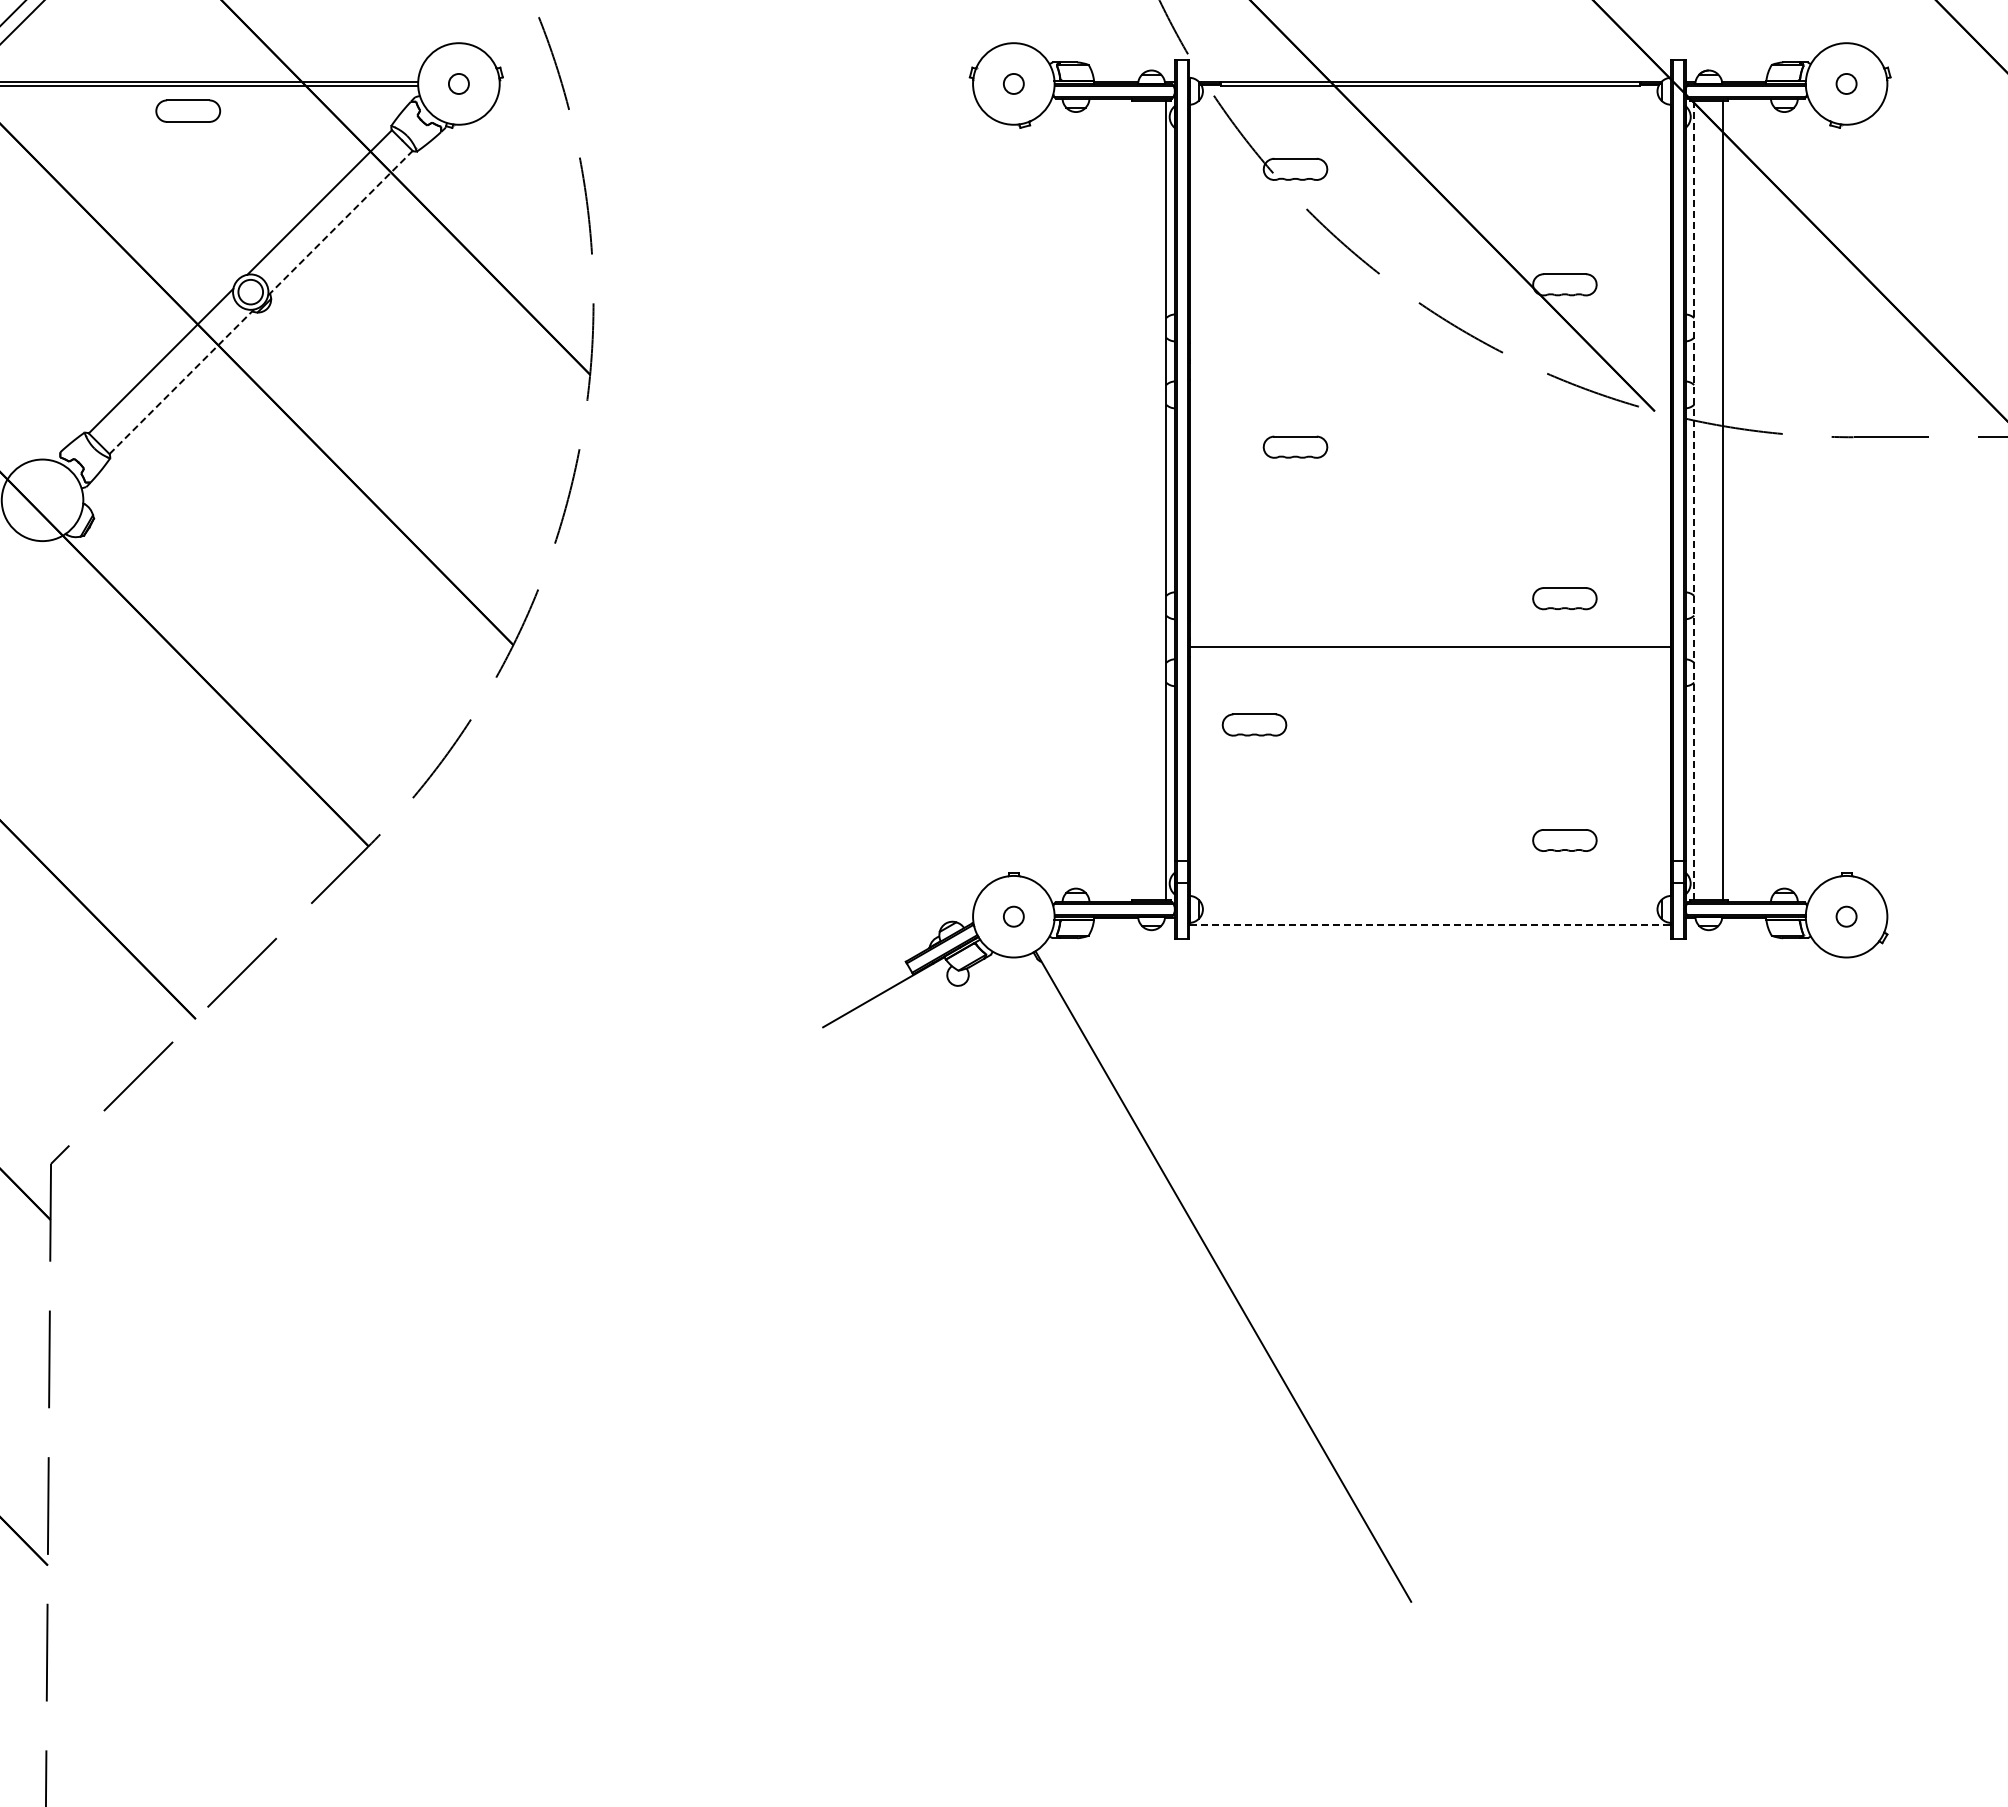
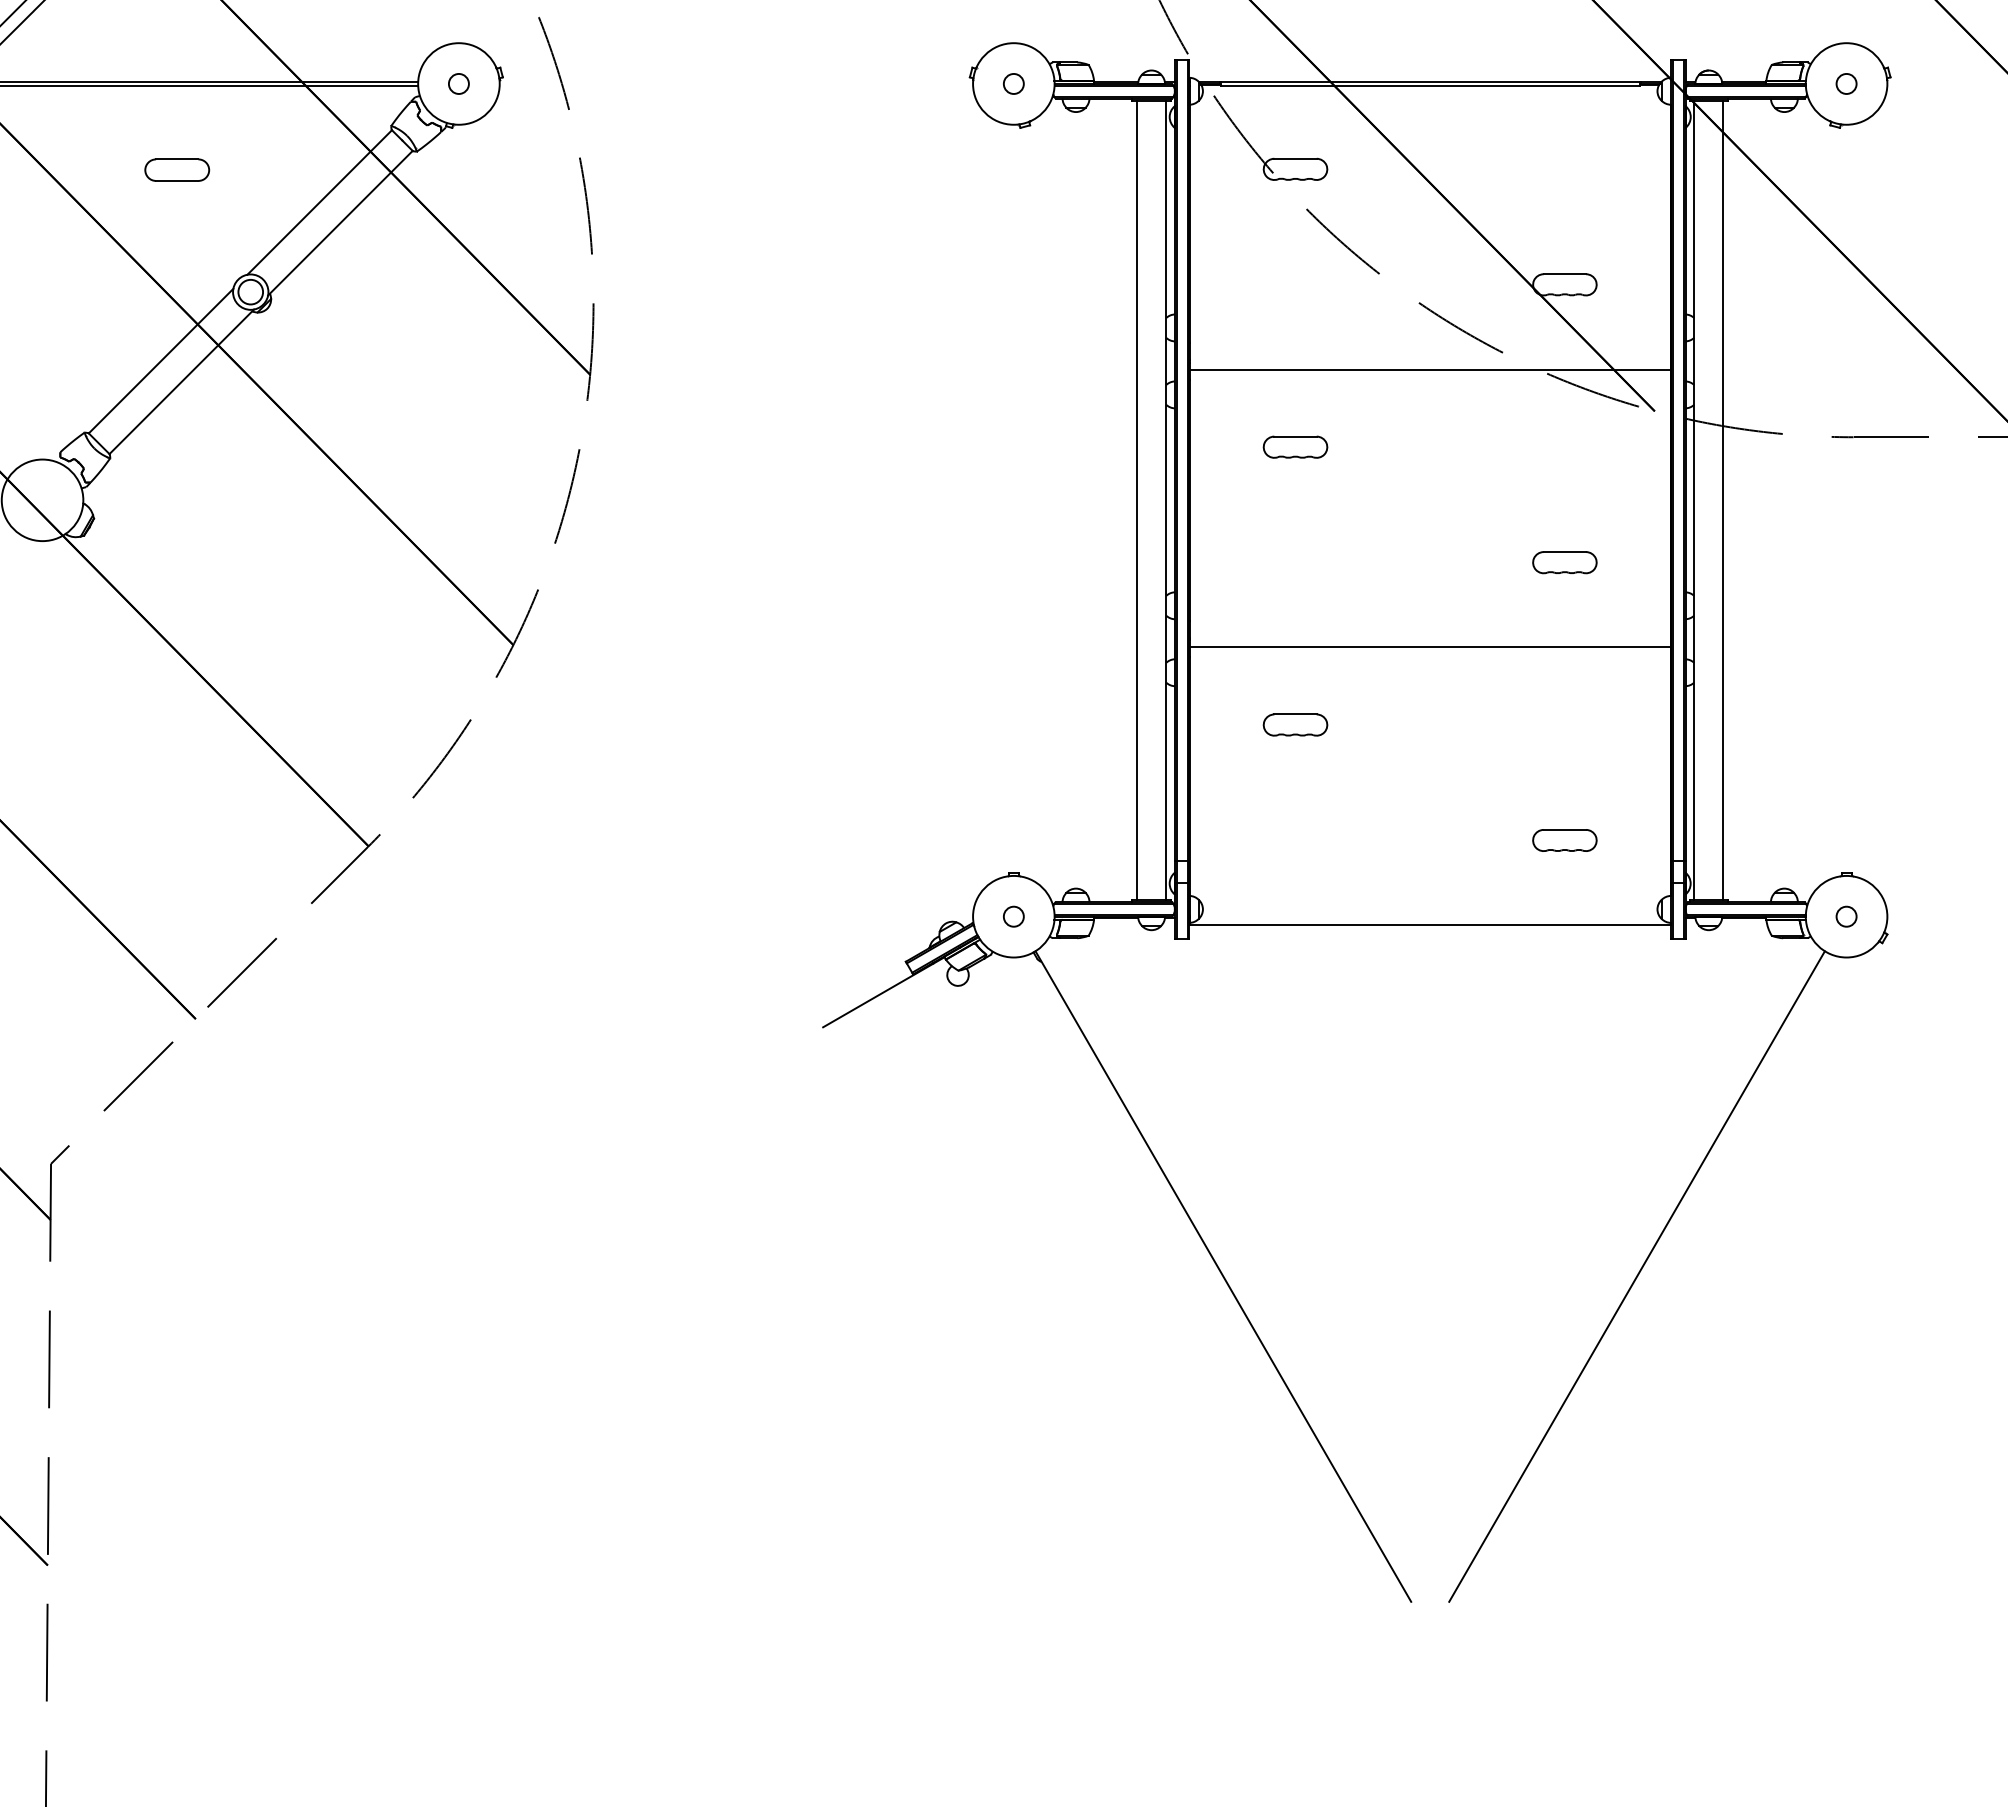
part position: (188, 110) -> (177, 169) (177, 169)
line: dashed -> solid (340, 222)
line: none -> present (1429, 369)
line: dashed -> solid (182, 381)
line: none -> present (1136, 499)
line: dashed -> solid (1694, 499)
part position: (1564, 598) -> (1564, 562) (1564, 562)
part position: (1254, 724) -> (1295, 724) (1295, 724)
line: dashed -> solid (1430, 925)
line: none -> present (1636, 1276)
